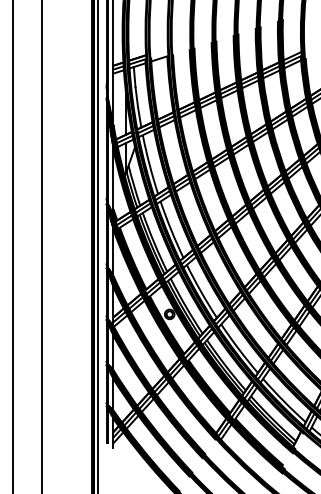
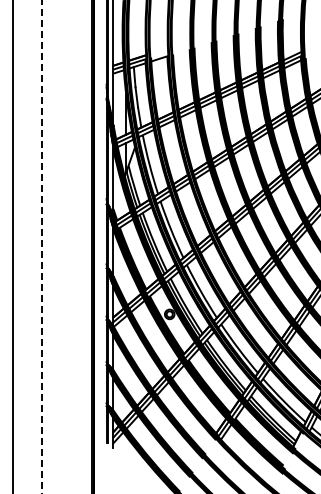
line: solid -> dashed (42, 246)
line: present -> none (97, 246)
